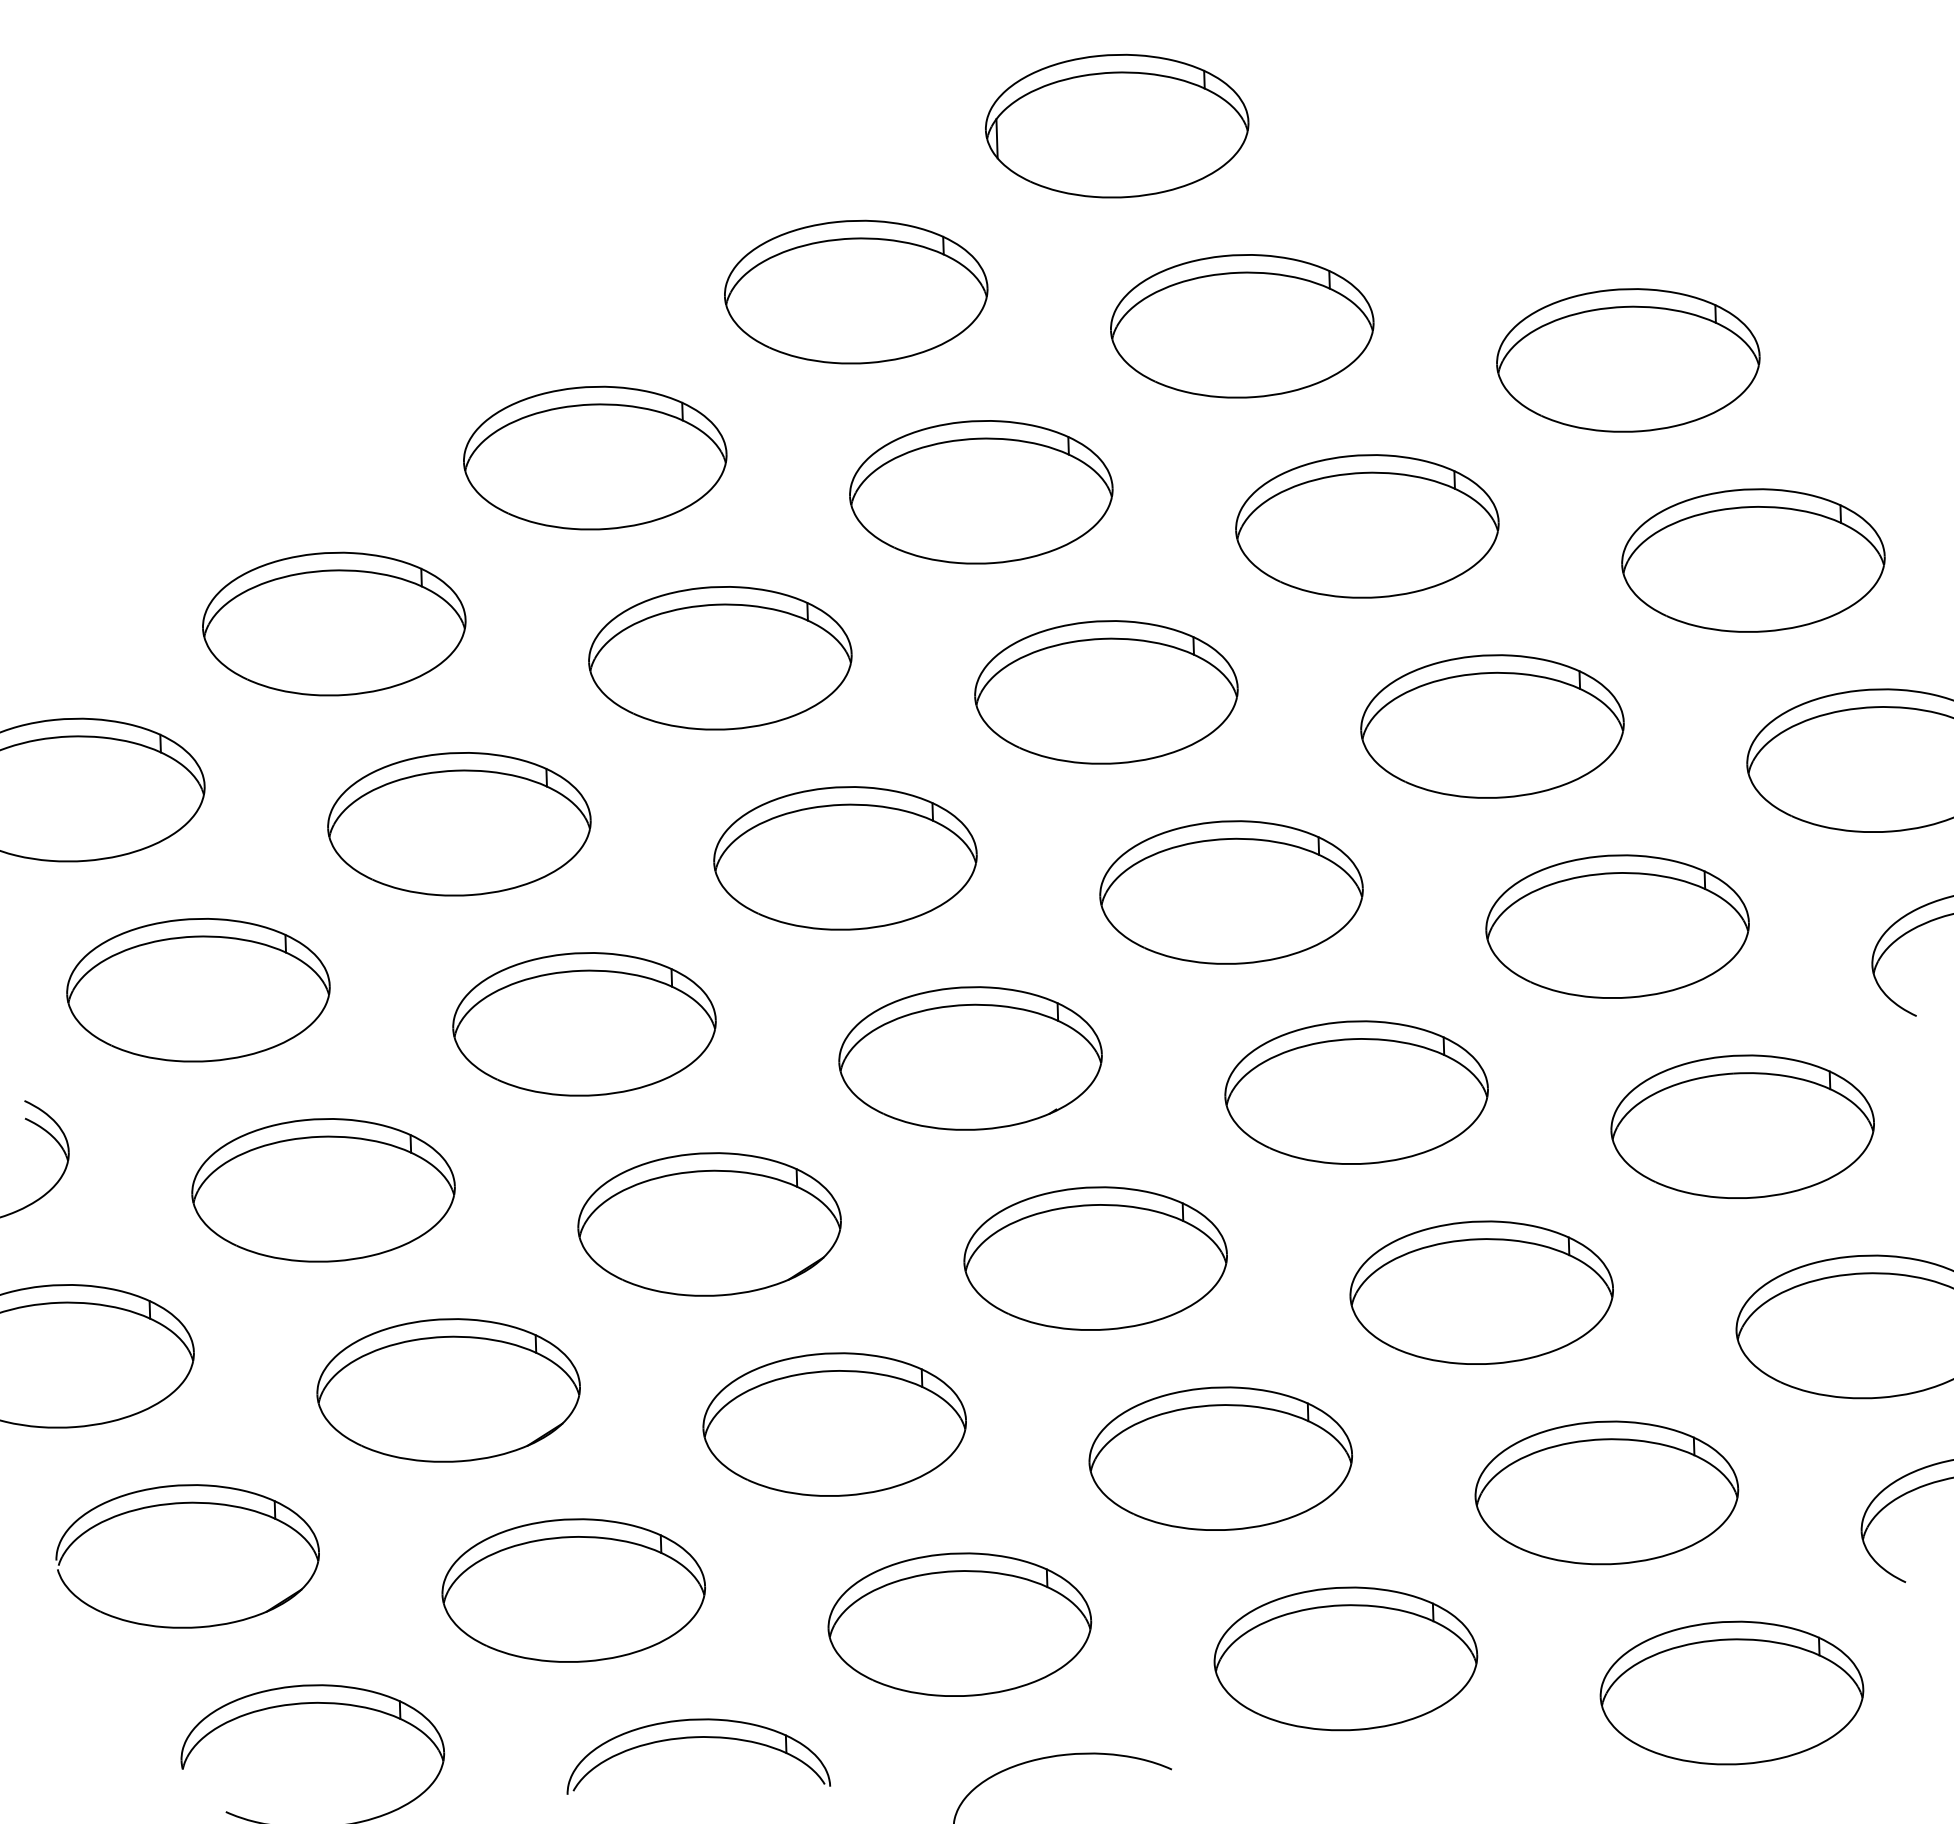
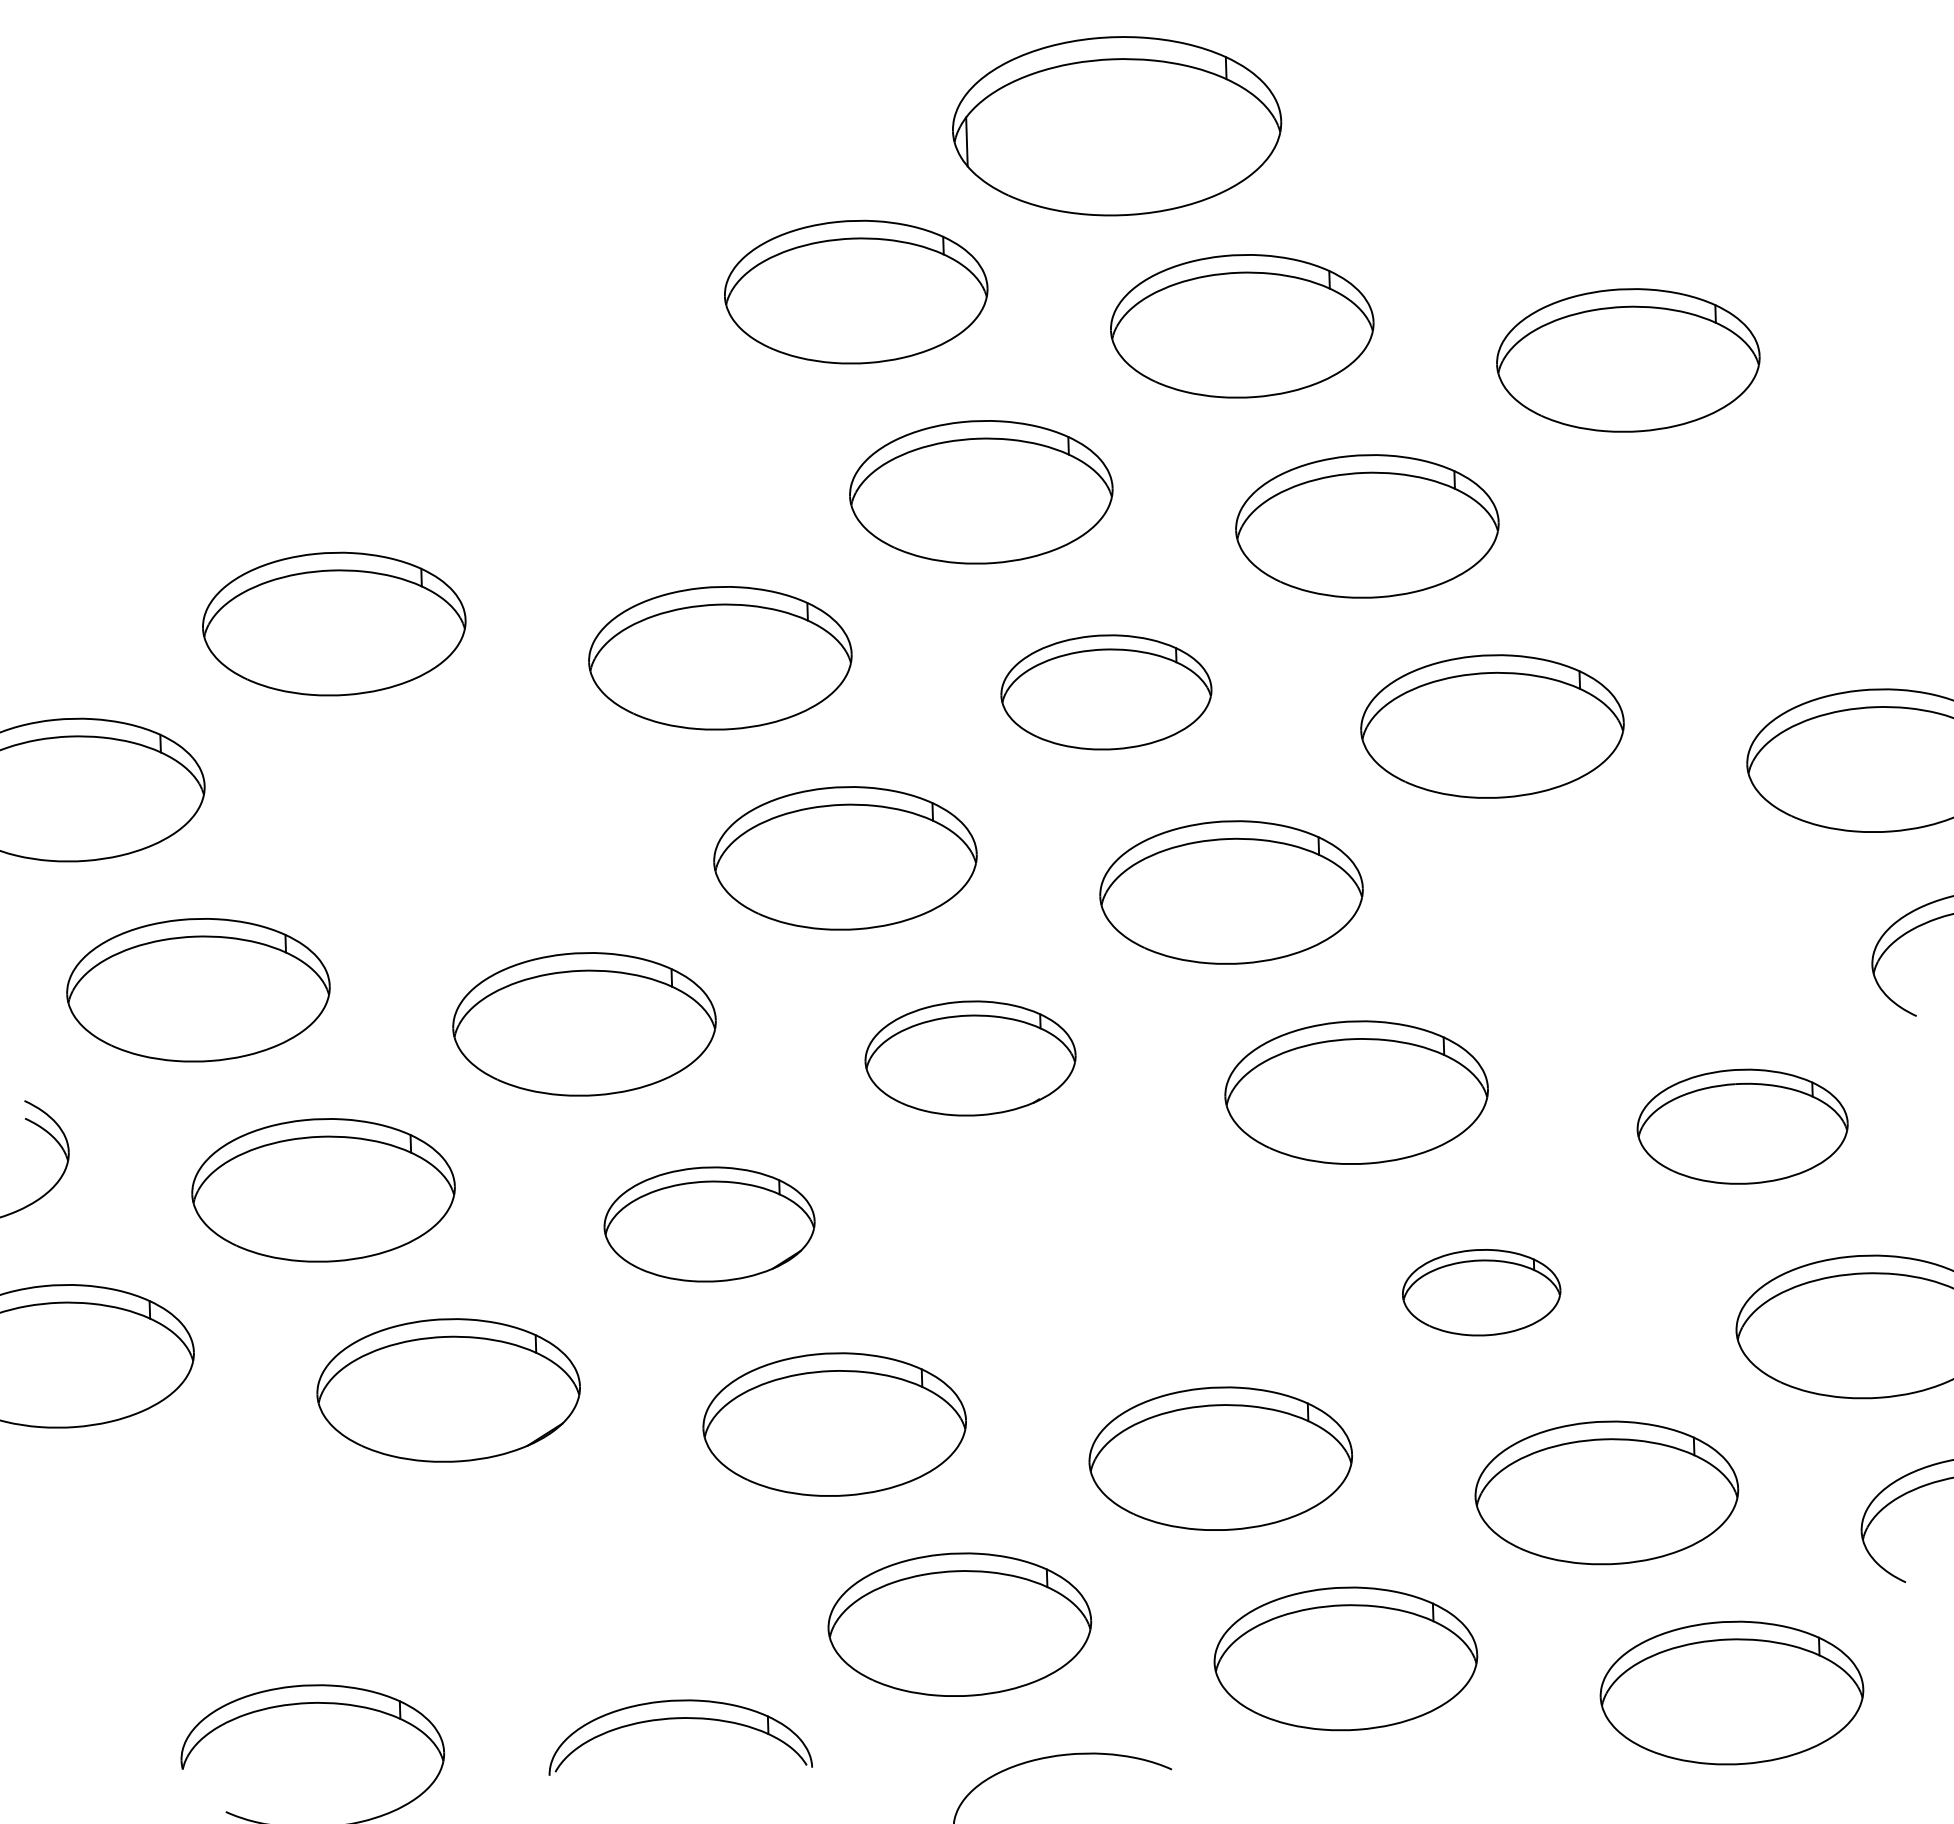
part size: 265x146 px -> 331x181 px (1117, 126)
part: present -> none (595, 457)
part: present -> none (1753, 560)
part size: 265x145 px -> 213x117 px (1106, 692)
part: present -> none (459, 824)
part: present -> none (1617, 926)
part size: 265x145 px -> 213x117 px (970, 1058)
part size: 265x145 px -> 213x117 px (1742, 1126)
part size: 265x145 px -> 213x117 px (709, 1224)
part: present -> none (1095, 1258)
part size: 265x145 px -> 160x88 px (1481, 1292)
part: present -> none (179, 1504)
part: present -> none (573, 1590)
part position: (696, 1738) -> (678, 1719) (678, 1719)
